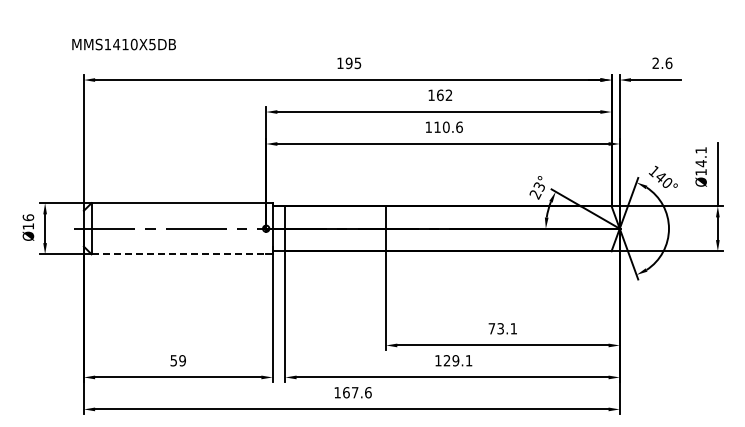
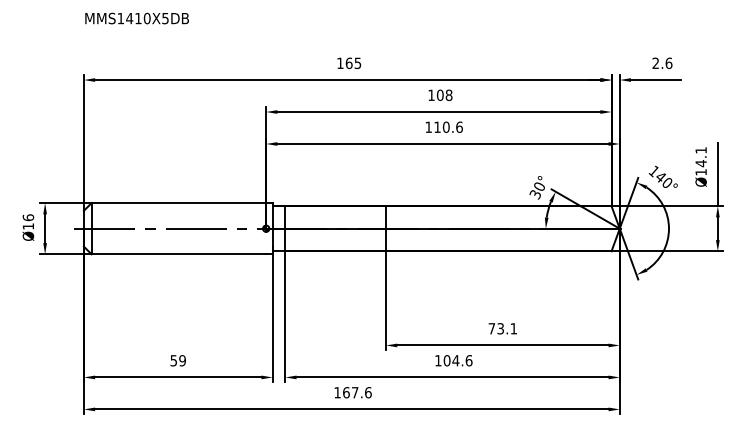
text position: (123, 44) -> (136, 18) (136, 18)
text: 195 -> 165 (348, 63)
text: 162 -> 108 (444, 95)
text: 23° -> 30° (536, 190)
line: dashed -> solid (179, 254)
text: 129.1 -> 104.6 (457, 360)
